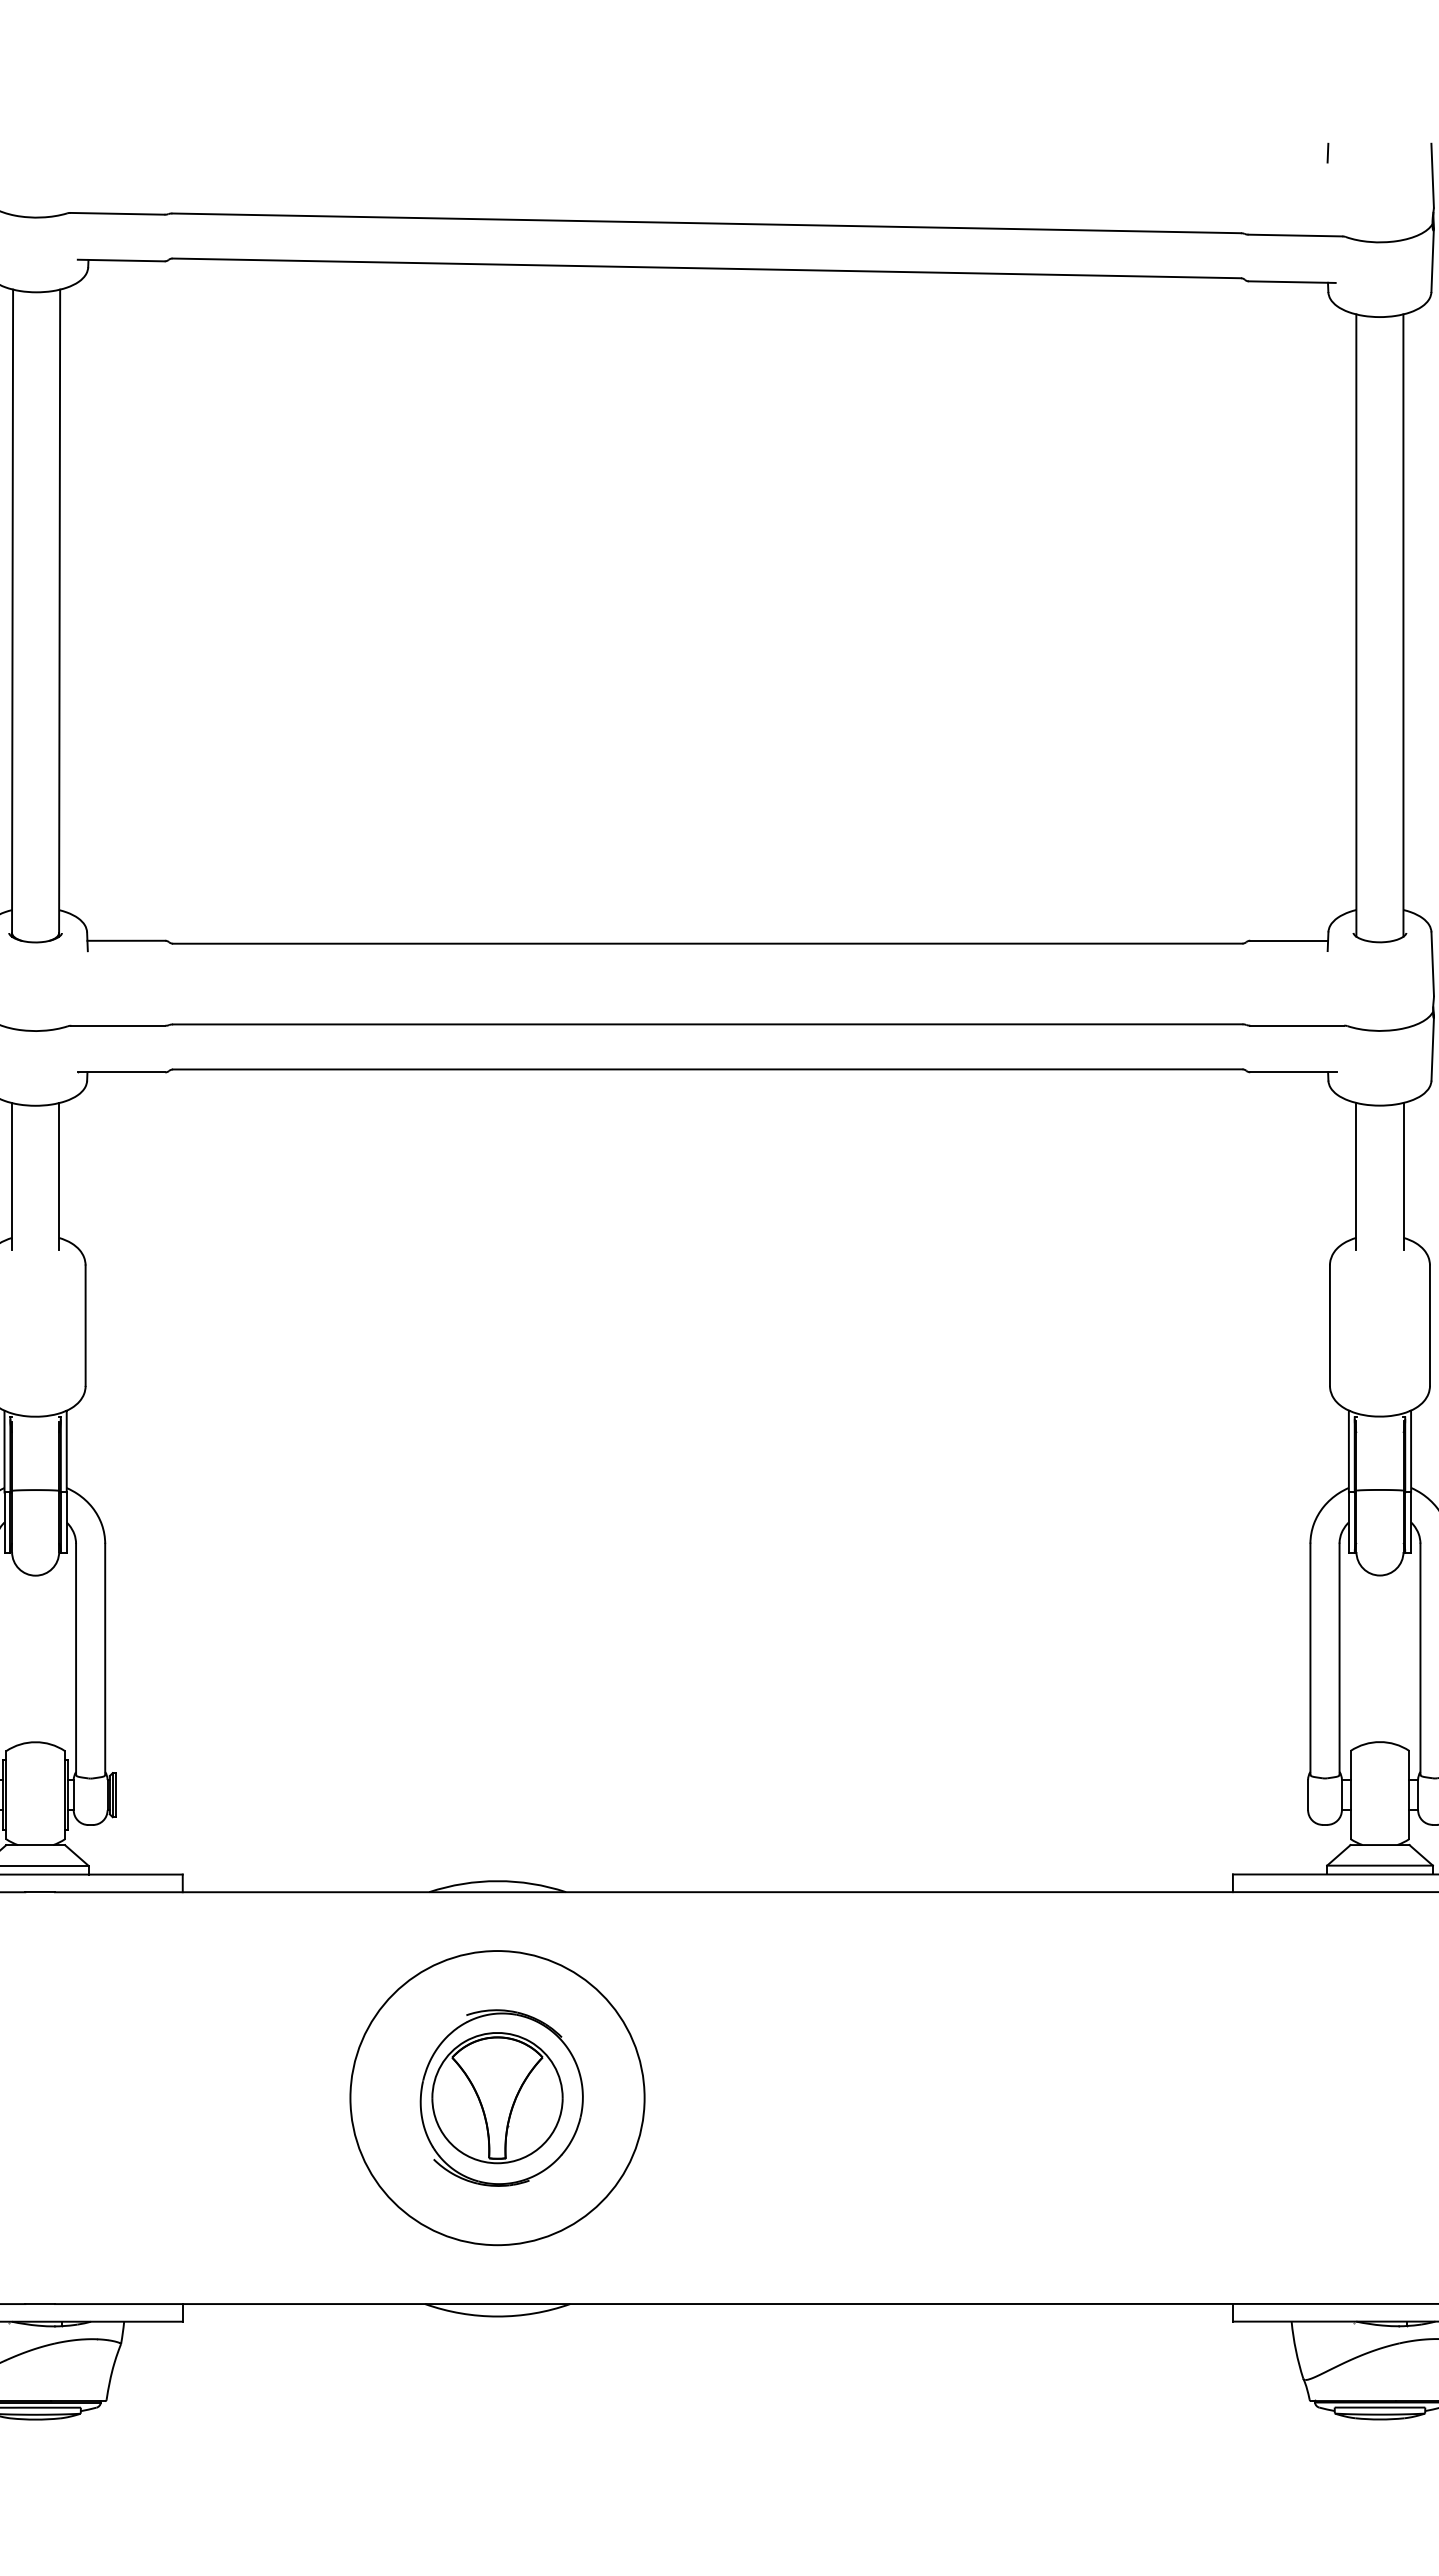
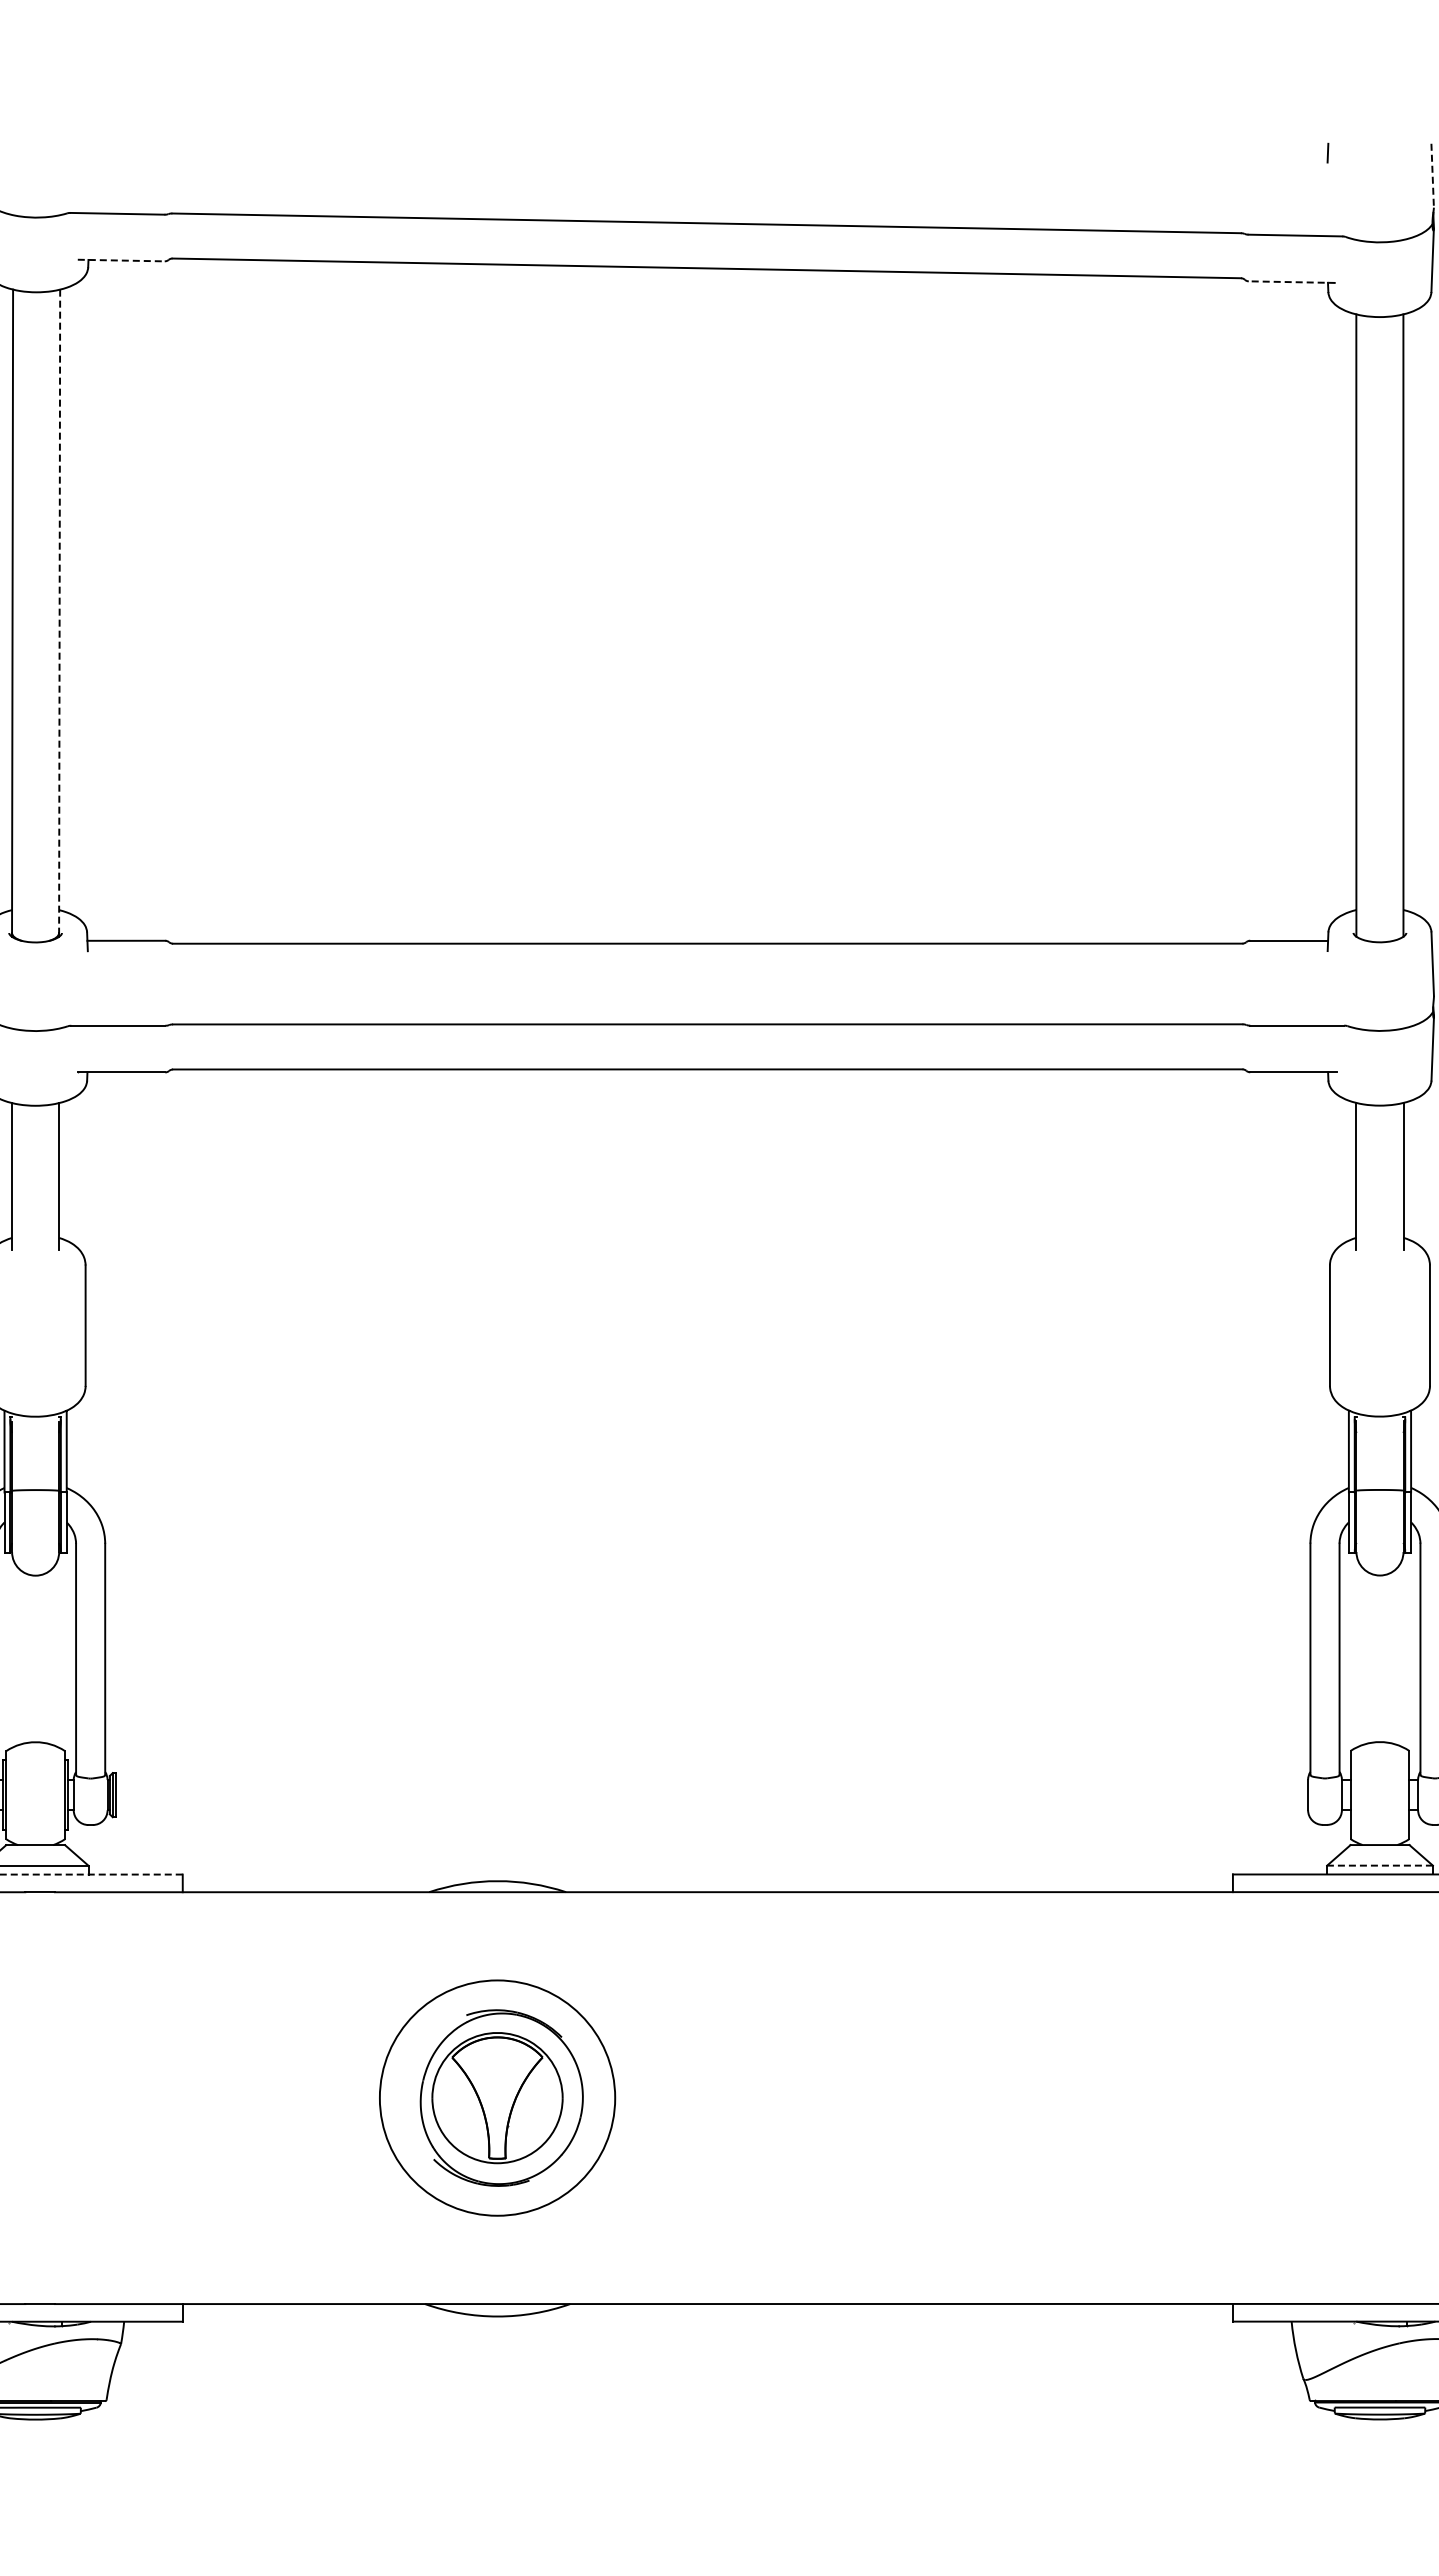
line: solid -> dashed (1432, 175)
line: solid -> dashed (121, 260)
line: solid -> dashed (1291, 282)
line: solid -> dashed (59, 611)
line: solid -> dashed (1380, 1865)
line: solid -> dashed (91, 1874)
circle diameter: 294 px -> 235 px (497, 2097)
